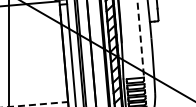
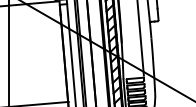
line: dashed -> solid (140, 37)
line: dashed -> solid (39, 104)
